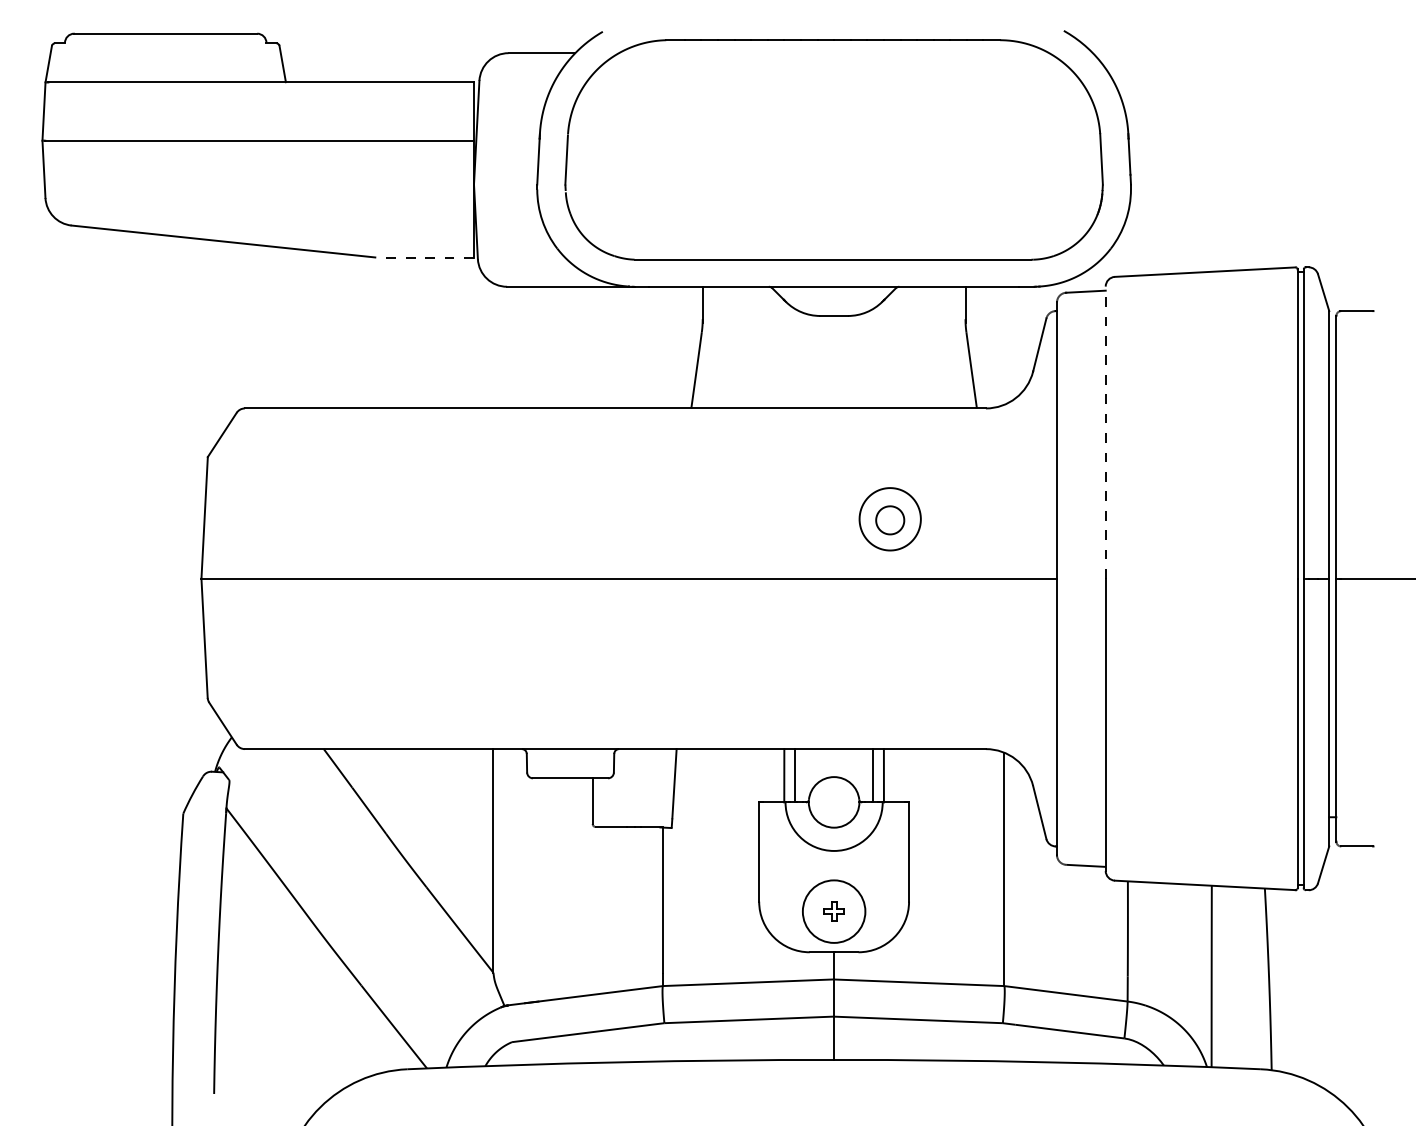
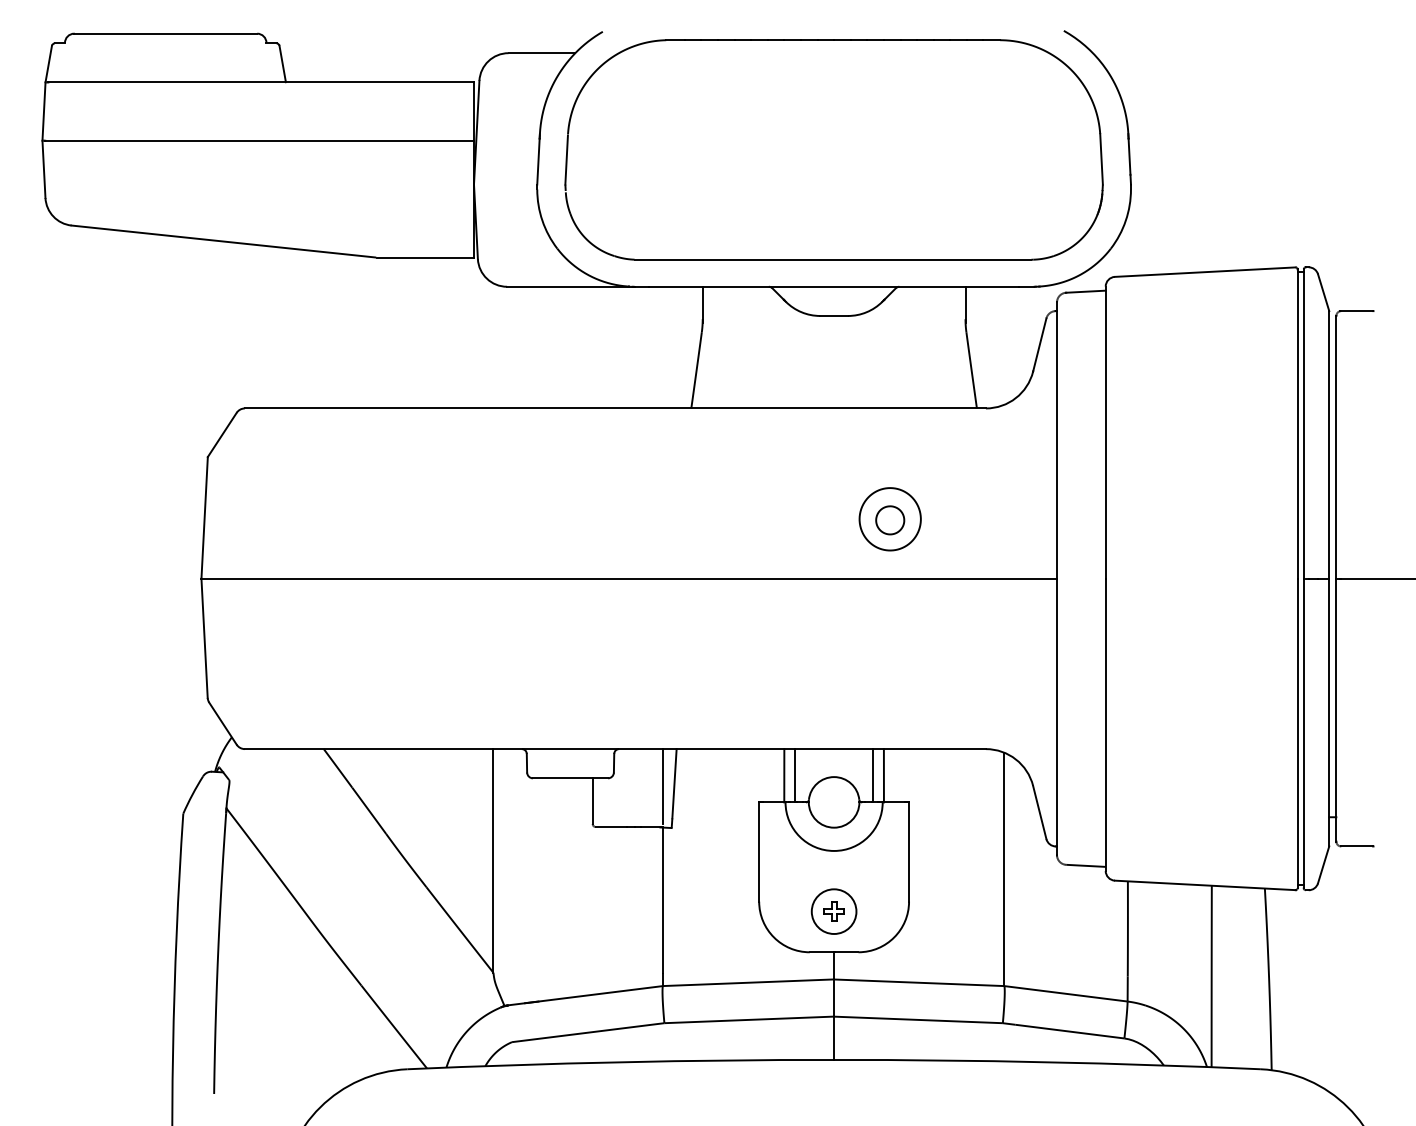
line: dashed -> solid (425, 257)
line: dashed -> solid (1105, 432)
line: none -> present (662, 786)
circle diameter: 63 px -> 45 px (833, 911)
